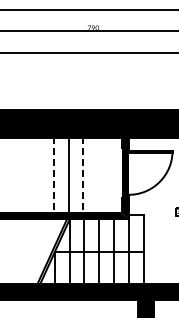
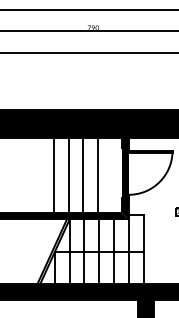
line: none -> present (98, 174)
line: dashed -> solid (53, 175)
line: dashed -> solid (83, 175)
